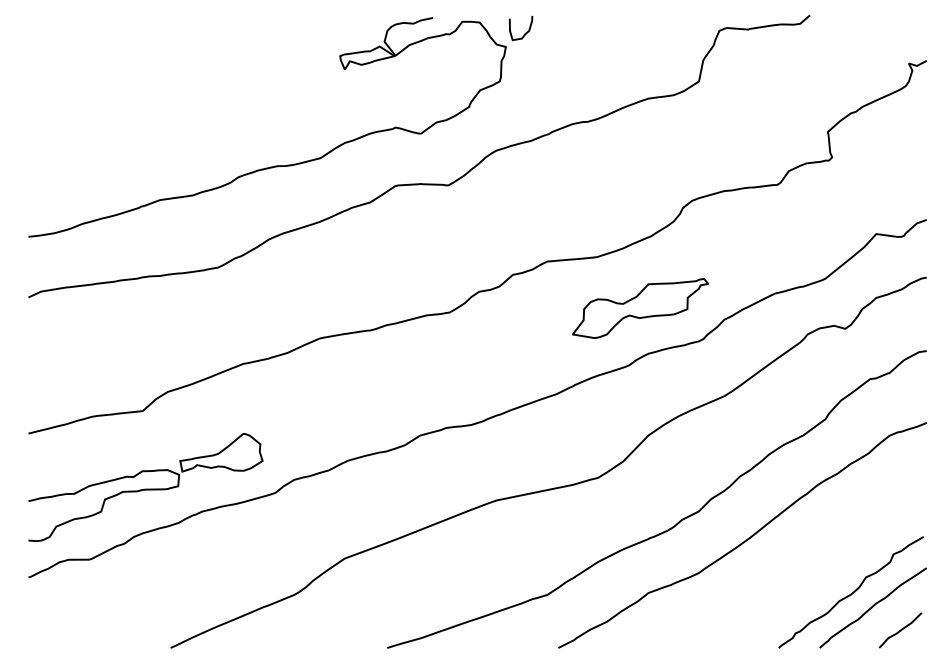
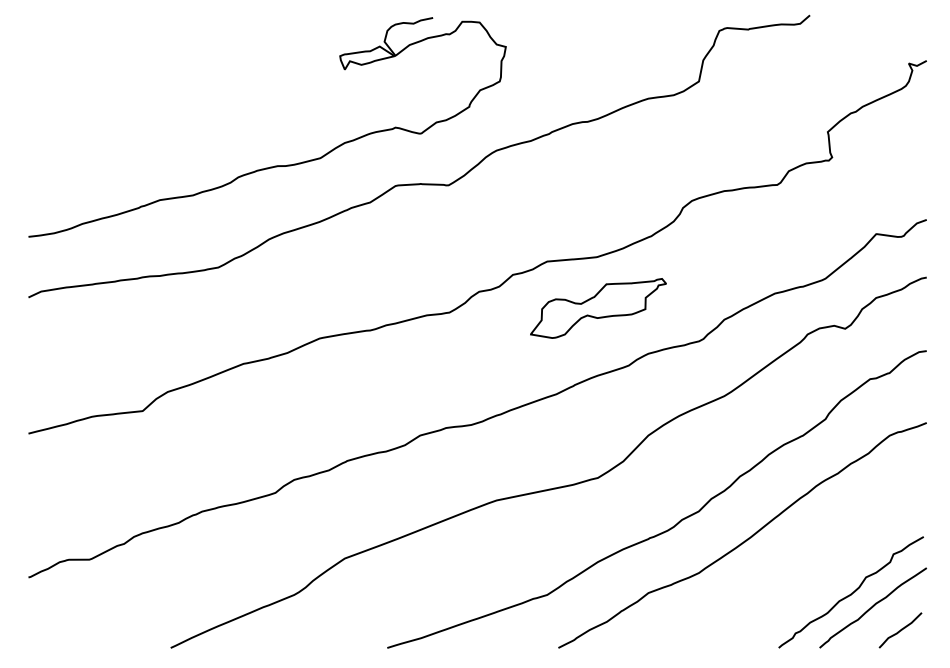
curve: present -> none (525, 32)
part position: (640, 308) -> (598, 308) (598, 308)
part: present -> none (145, 487)
